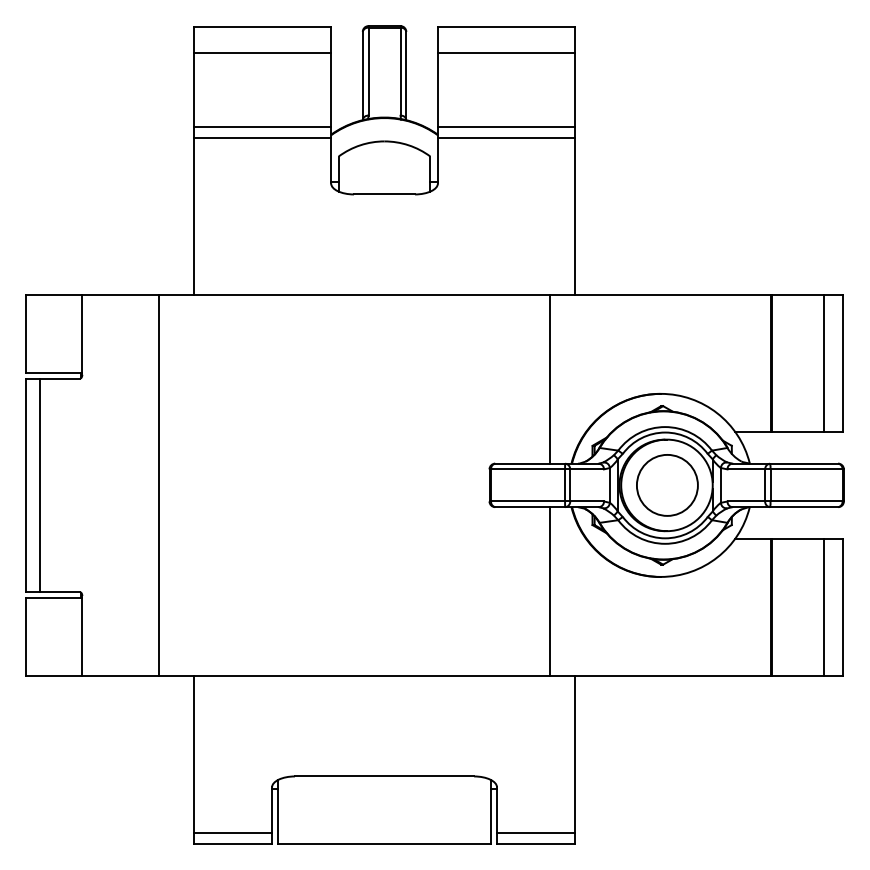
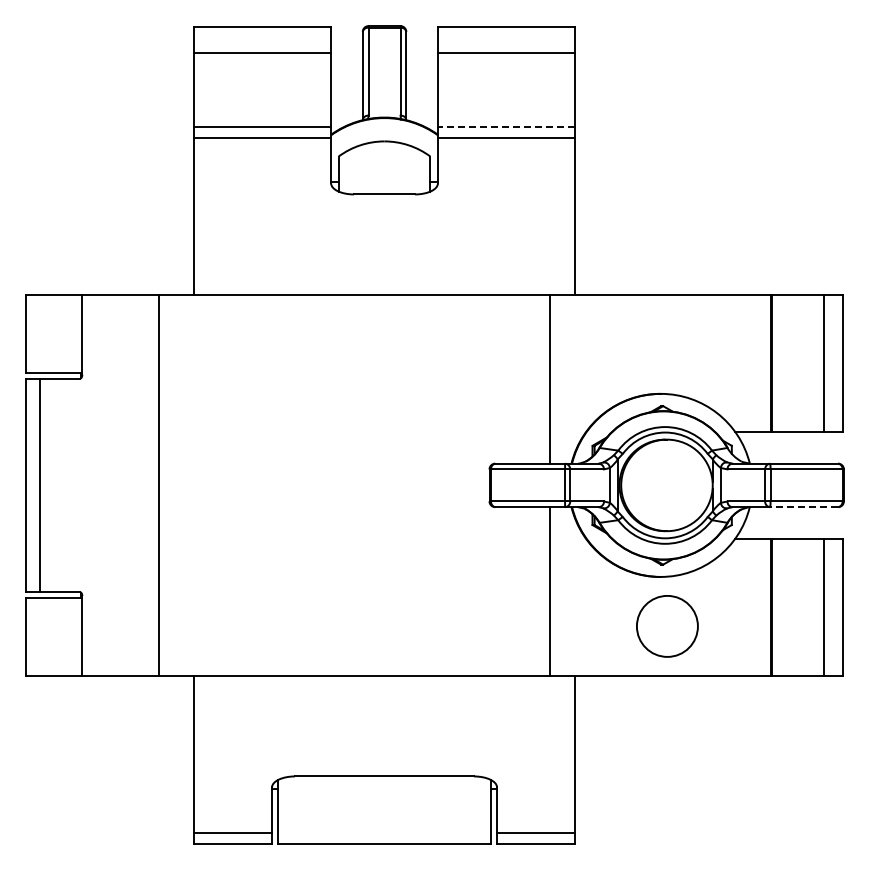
line: solid -> dashed (506, 126)
circle position: (667, 485) -> (667, 626) (667, 626)
line: solid -> dashed (803, 507)
